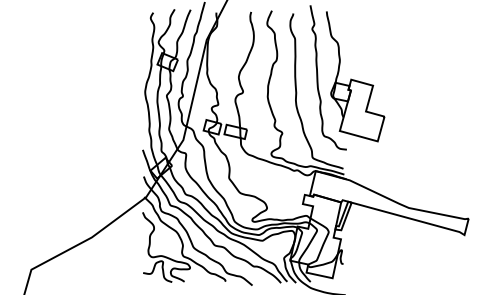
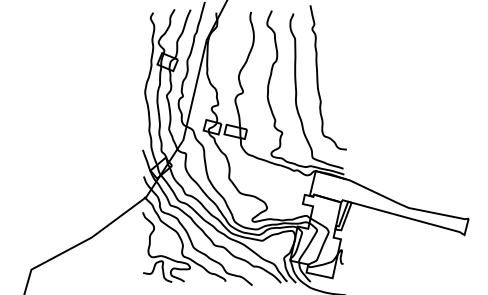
part: present -> none (355, 76)
